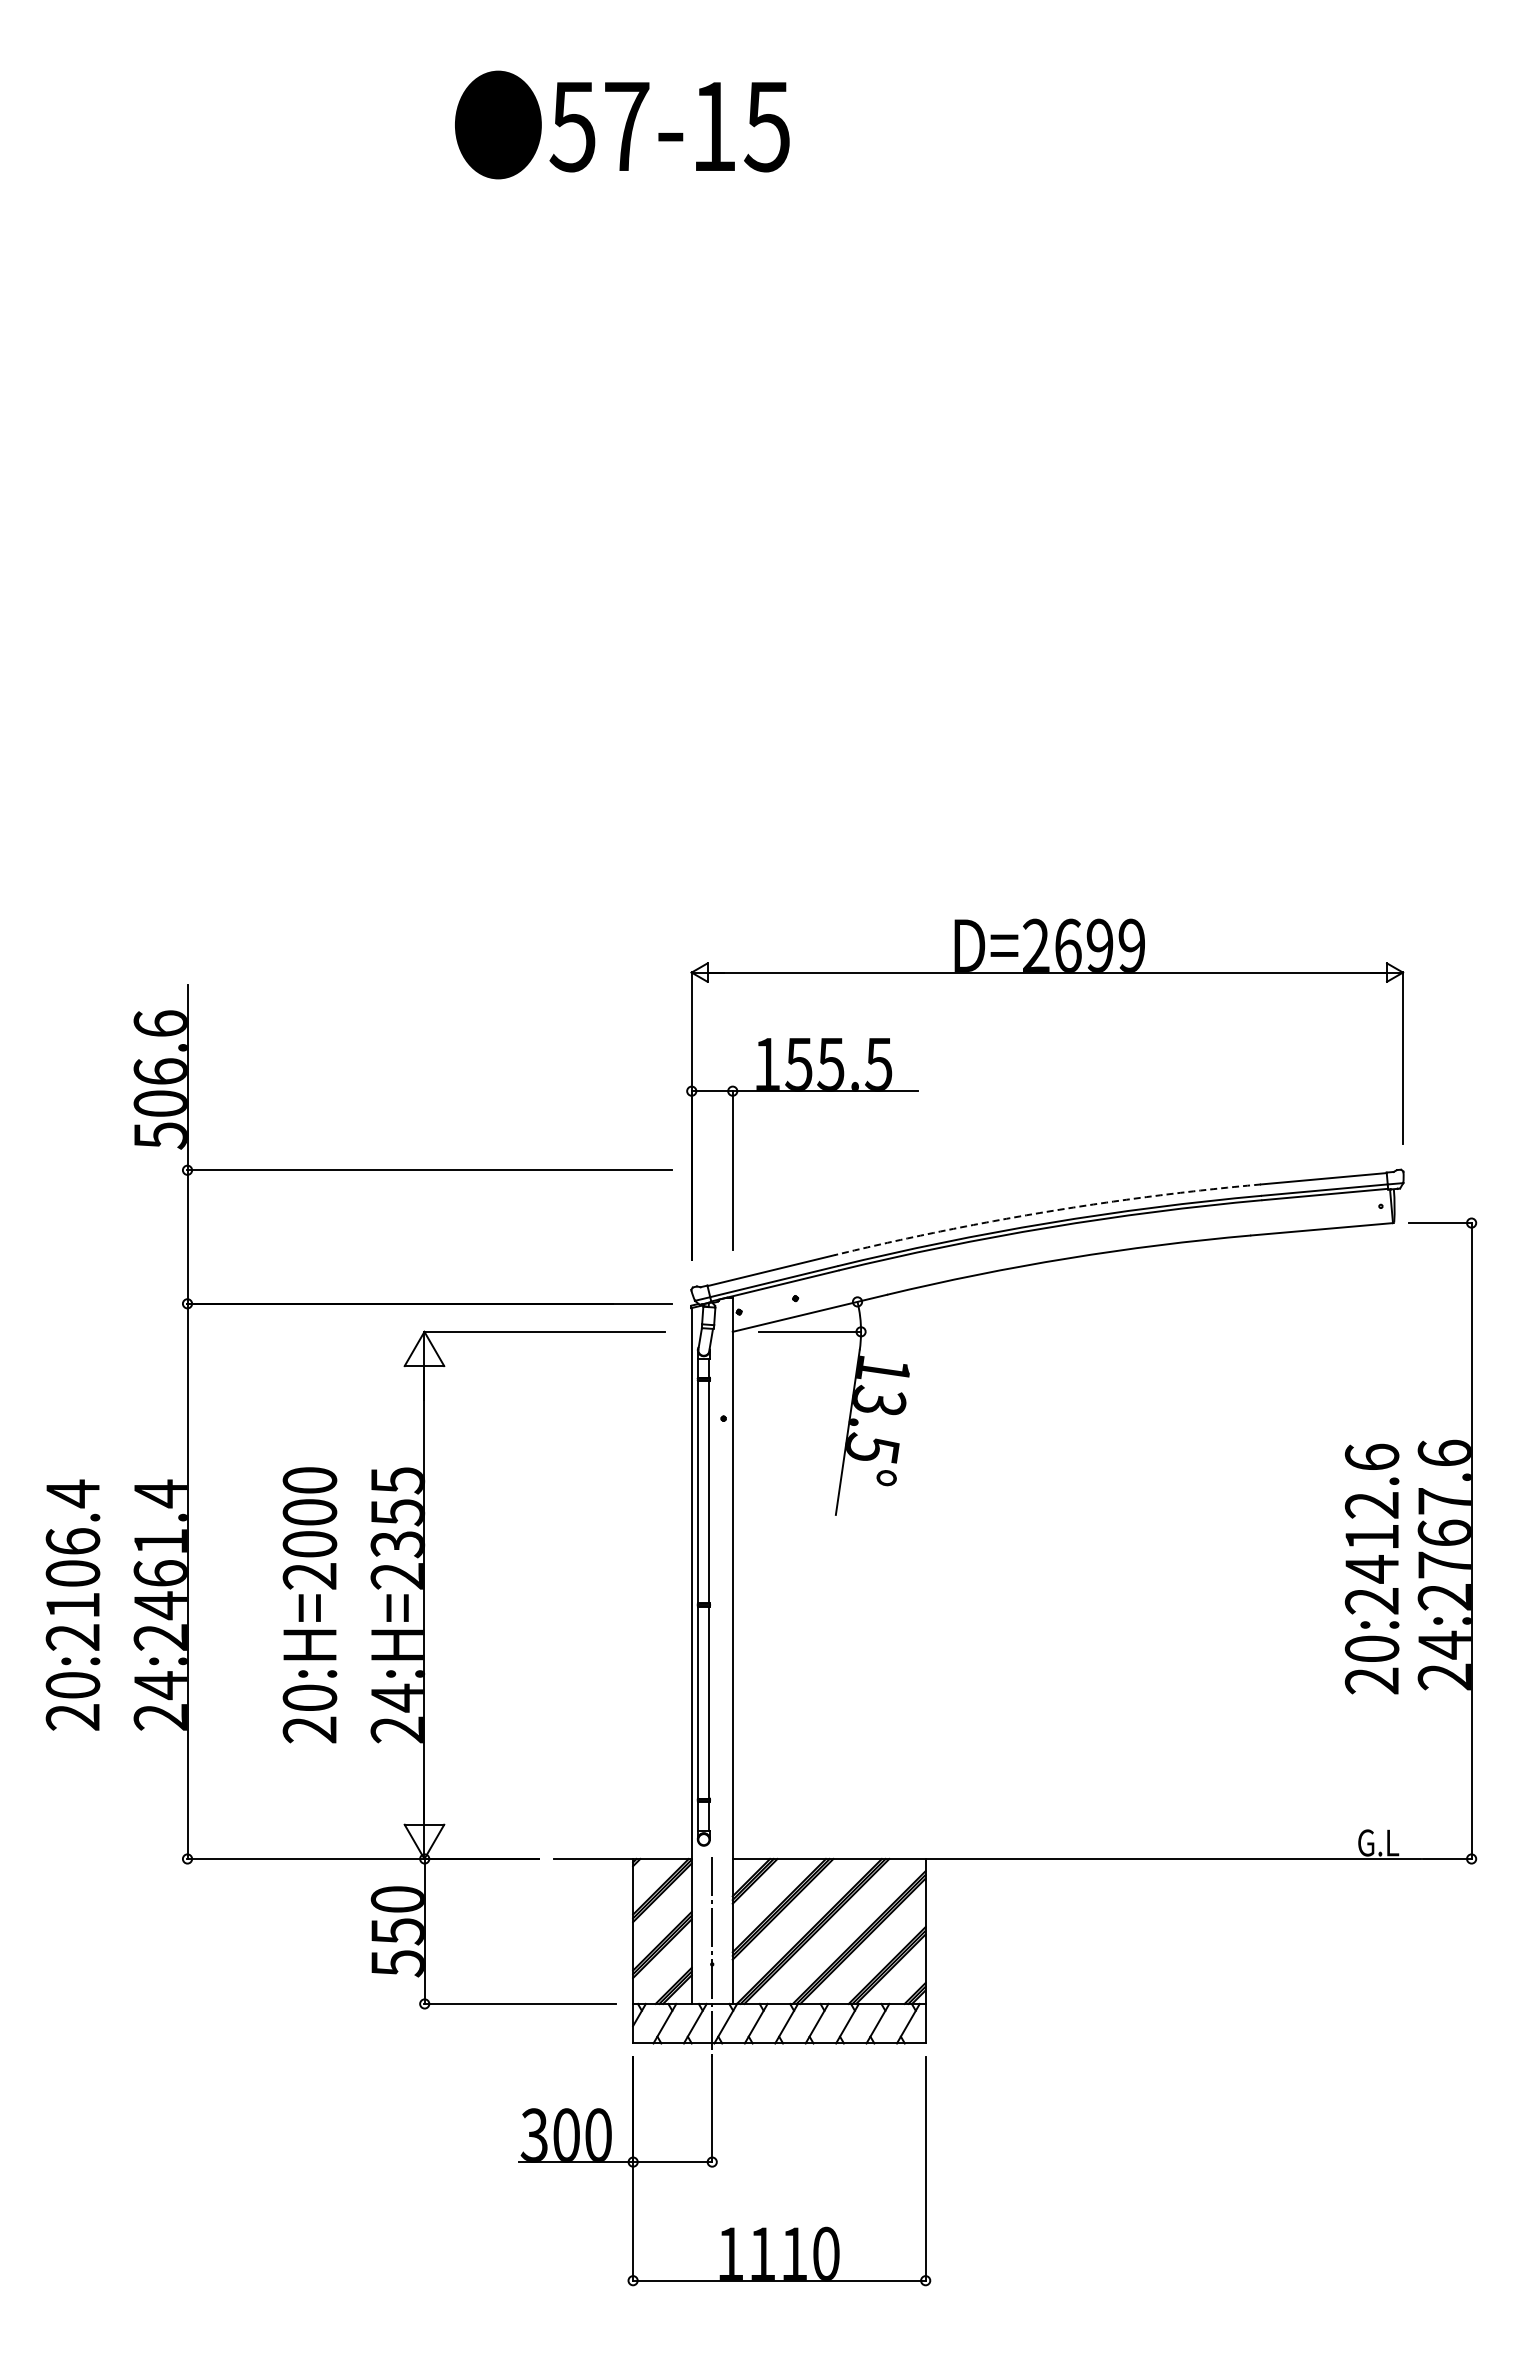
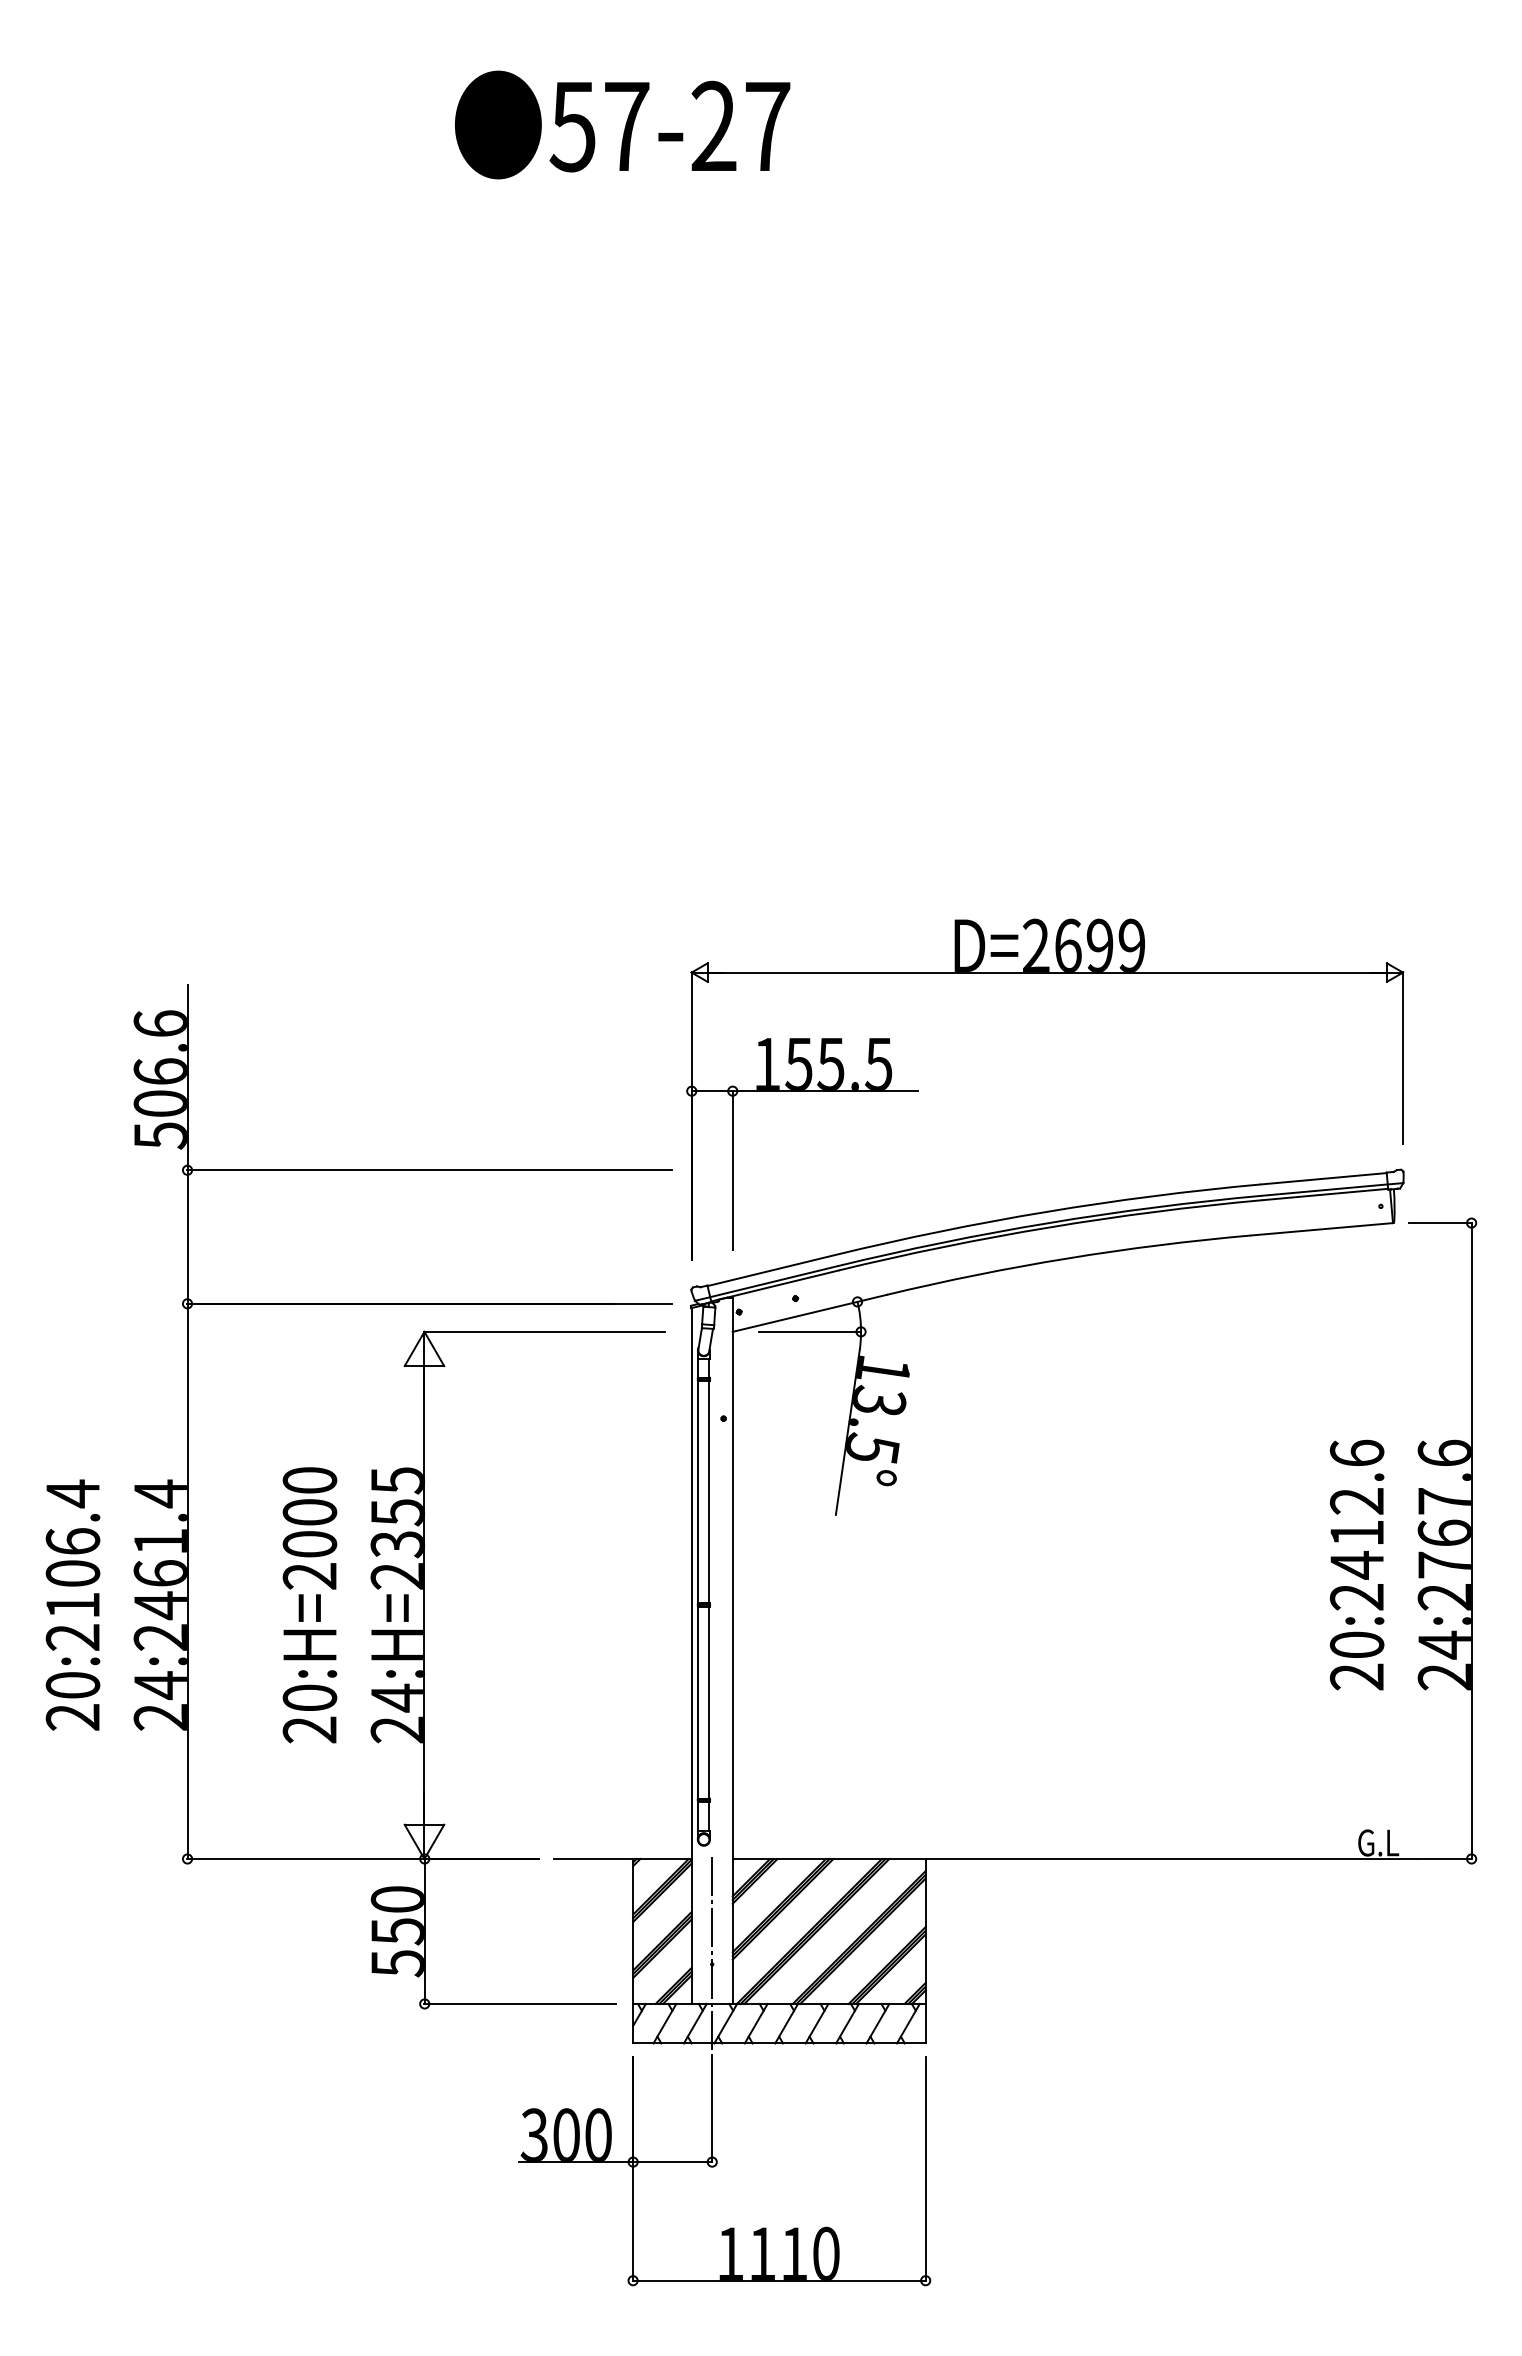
text: 57-15 -> 57-27 (740, 126)
arc: dashed -> solid (1046, 1211)
text position: (1371, 1568) -> (1356, 1564) (1356, 1564)
